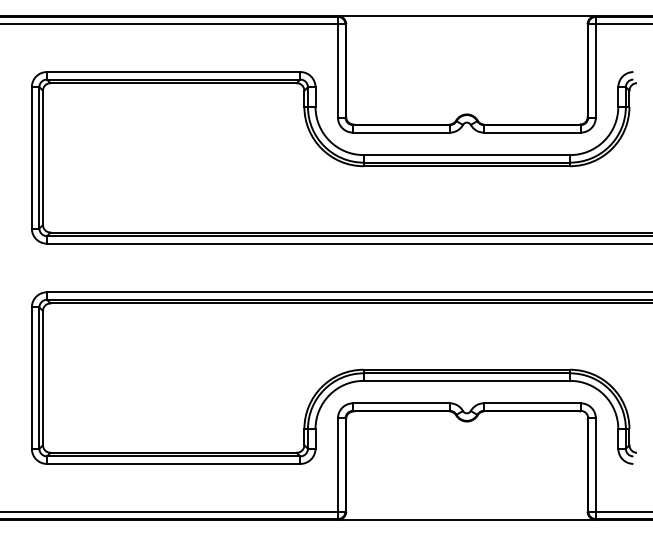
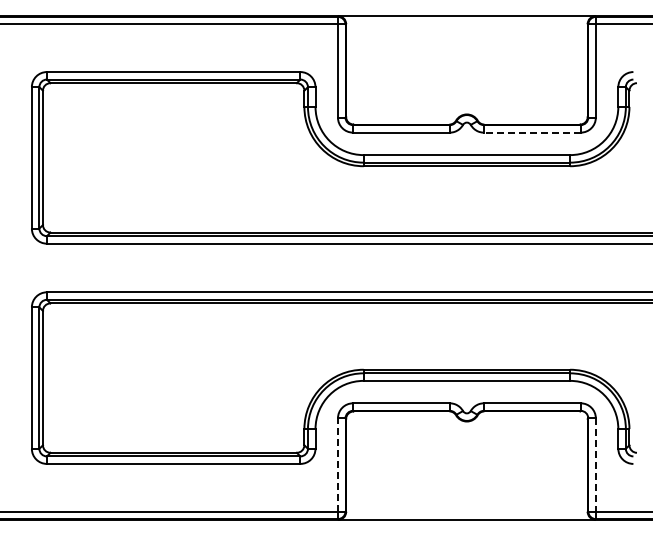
line: solid -> dashed (531, 132)
line: solid -> dashed (337, 464)
line: solid -> dashed (595, 464)
